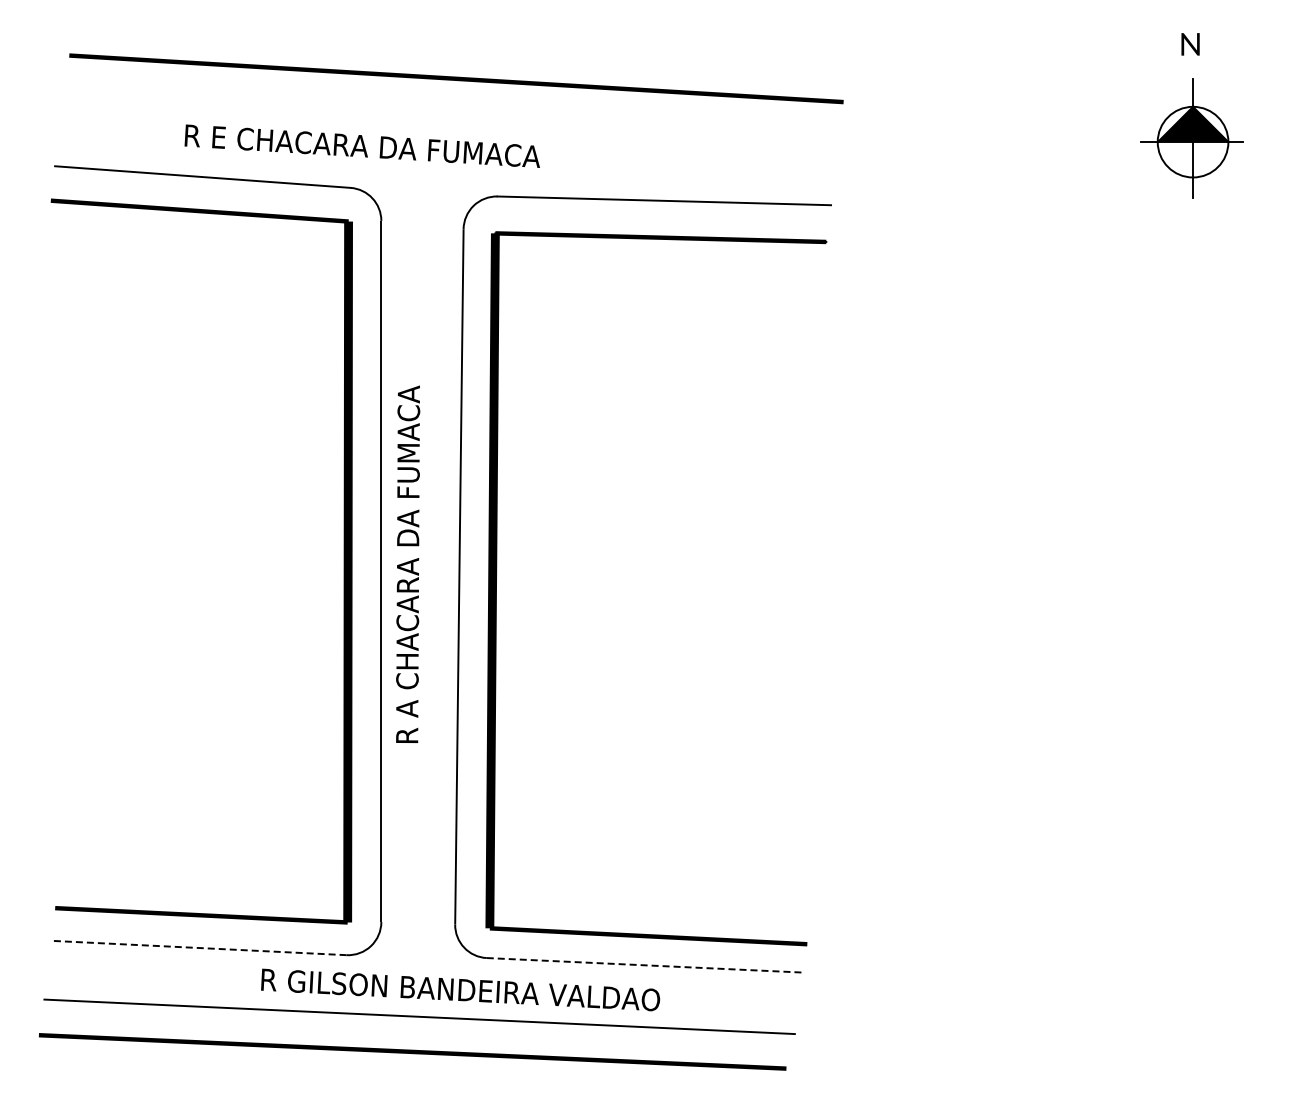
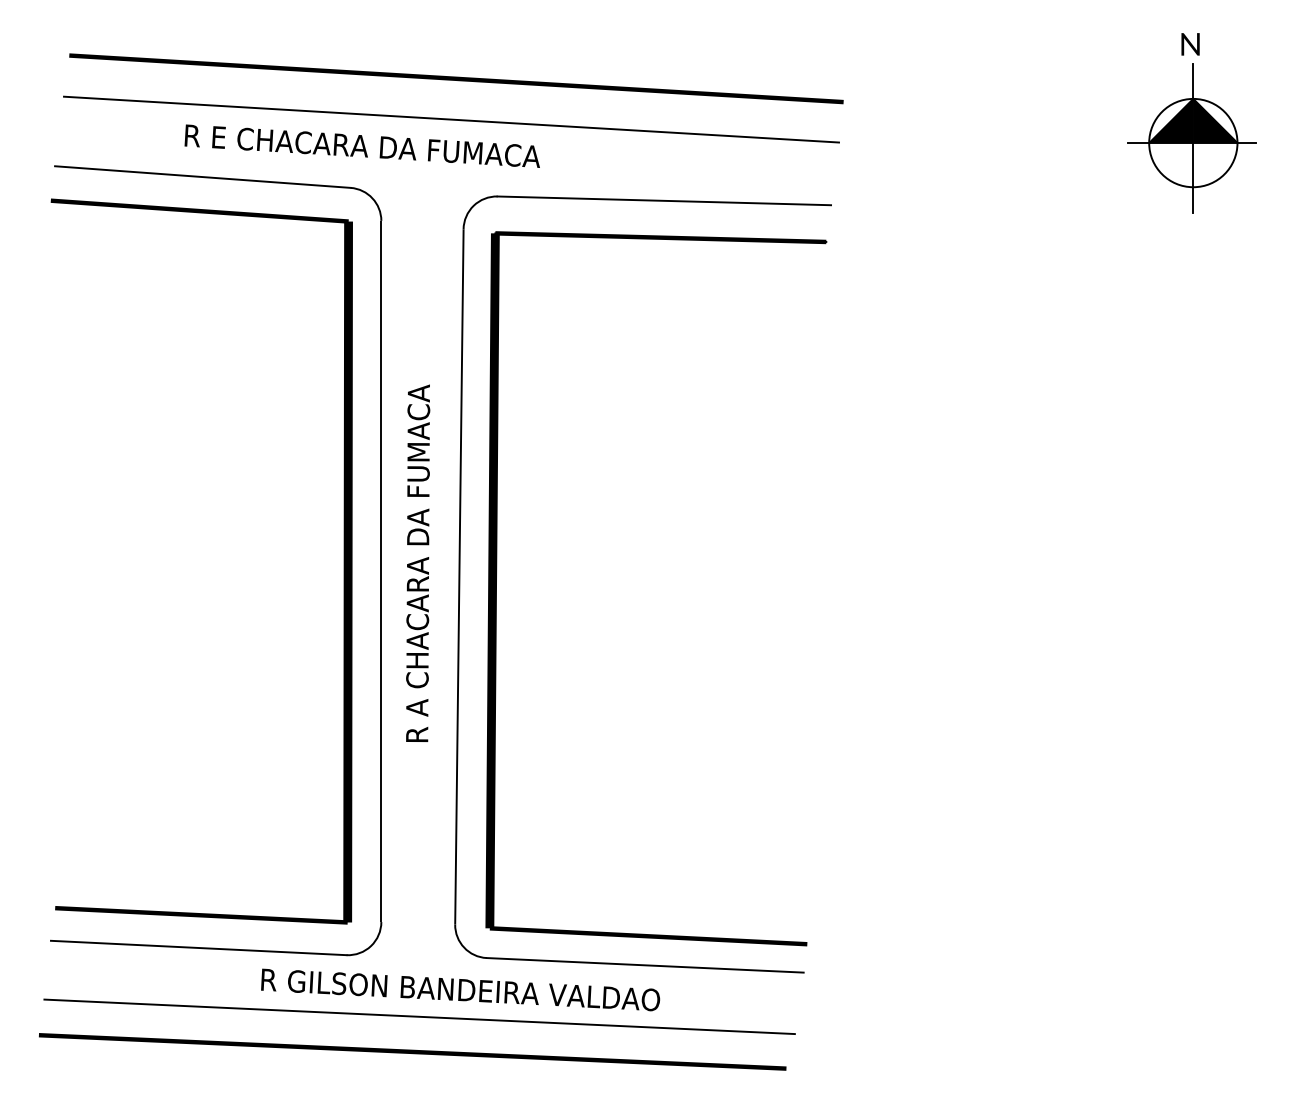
line: none -> present (451, 119)
part size: 104x121 px -> 130x151 px (1191, 138)
text position: (408, 563) -> (418, 562) (418, 562)
line: dashed -> solid (198, 947)
line: dashed -> solid (645, 965)
